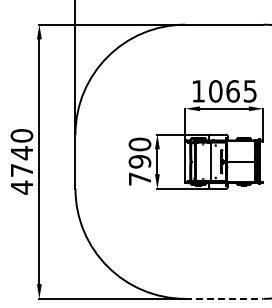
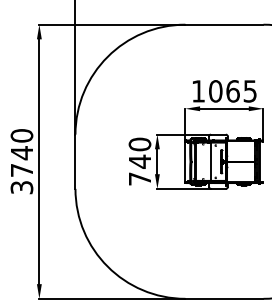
text: 790 -> 740 (139, 161)
text: 4740 -> 3740 (21, 187)
line: dashed -> solid (224, 298)
